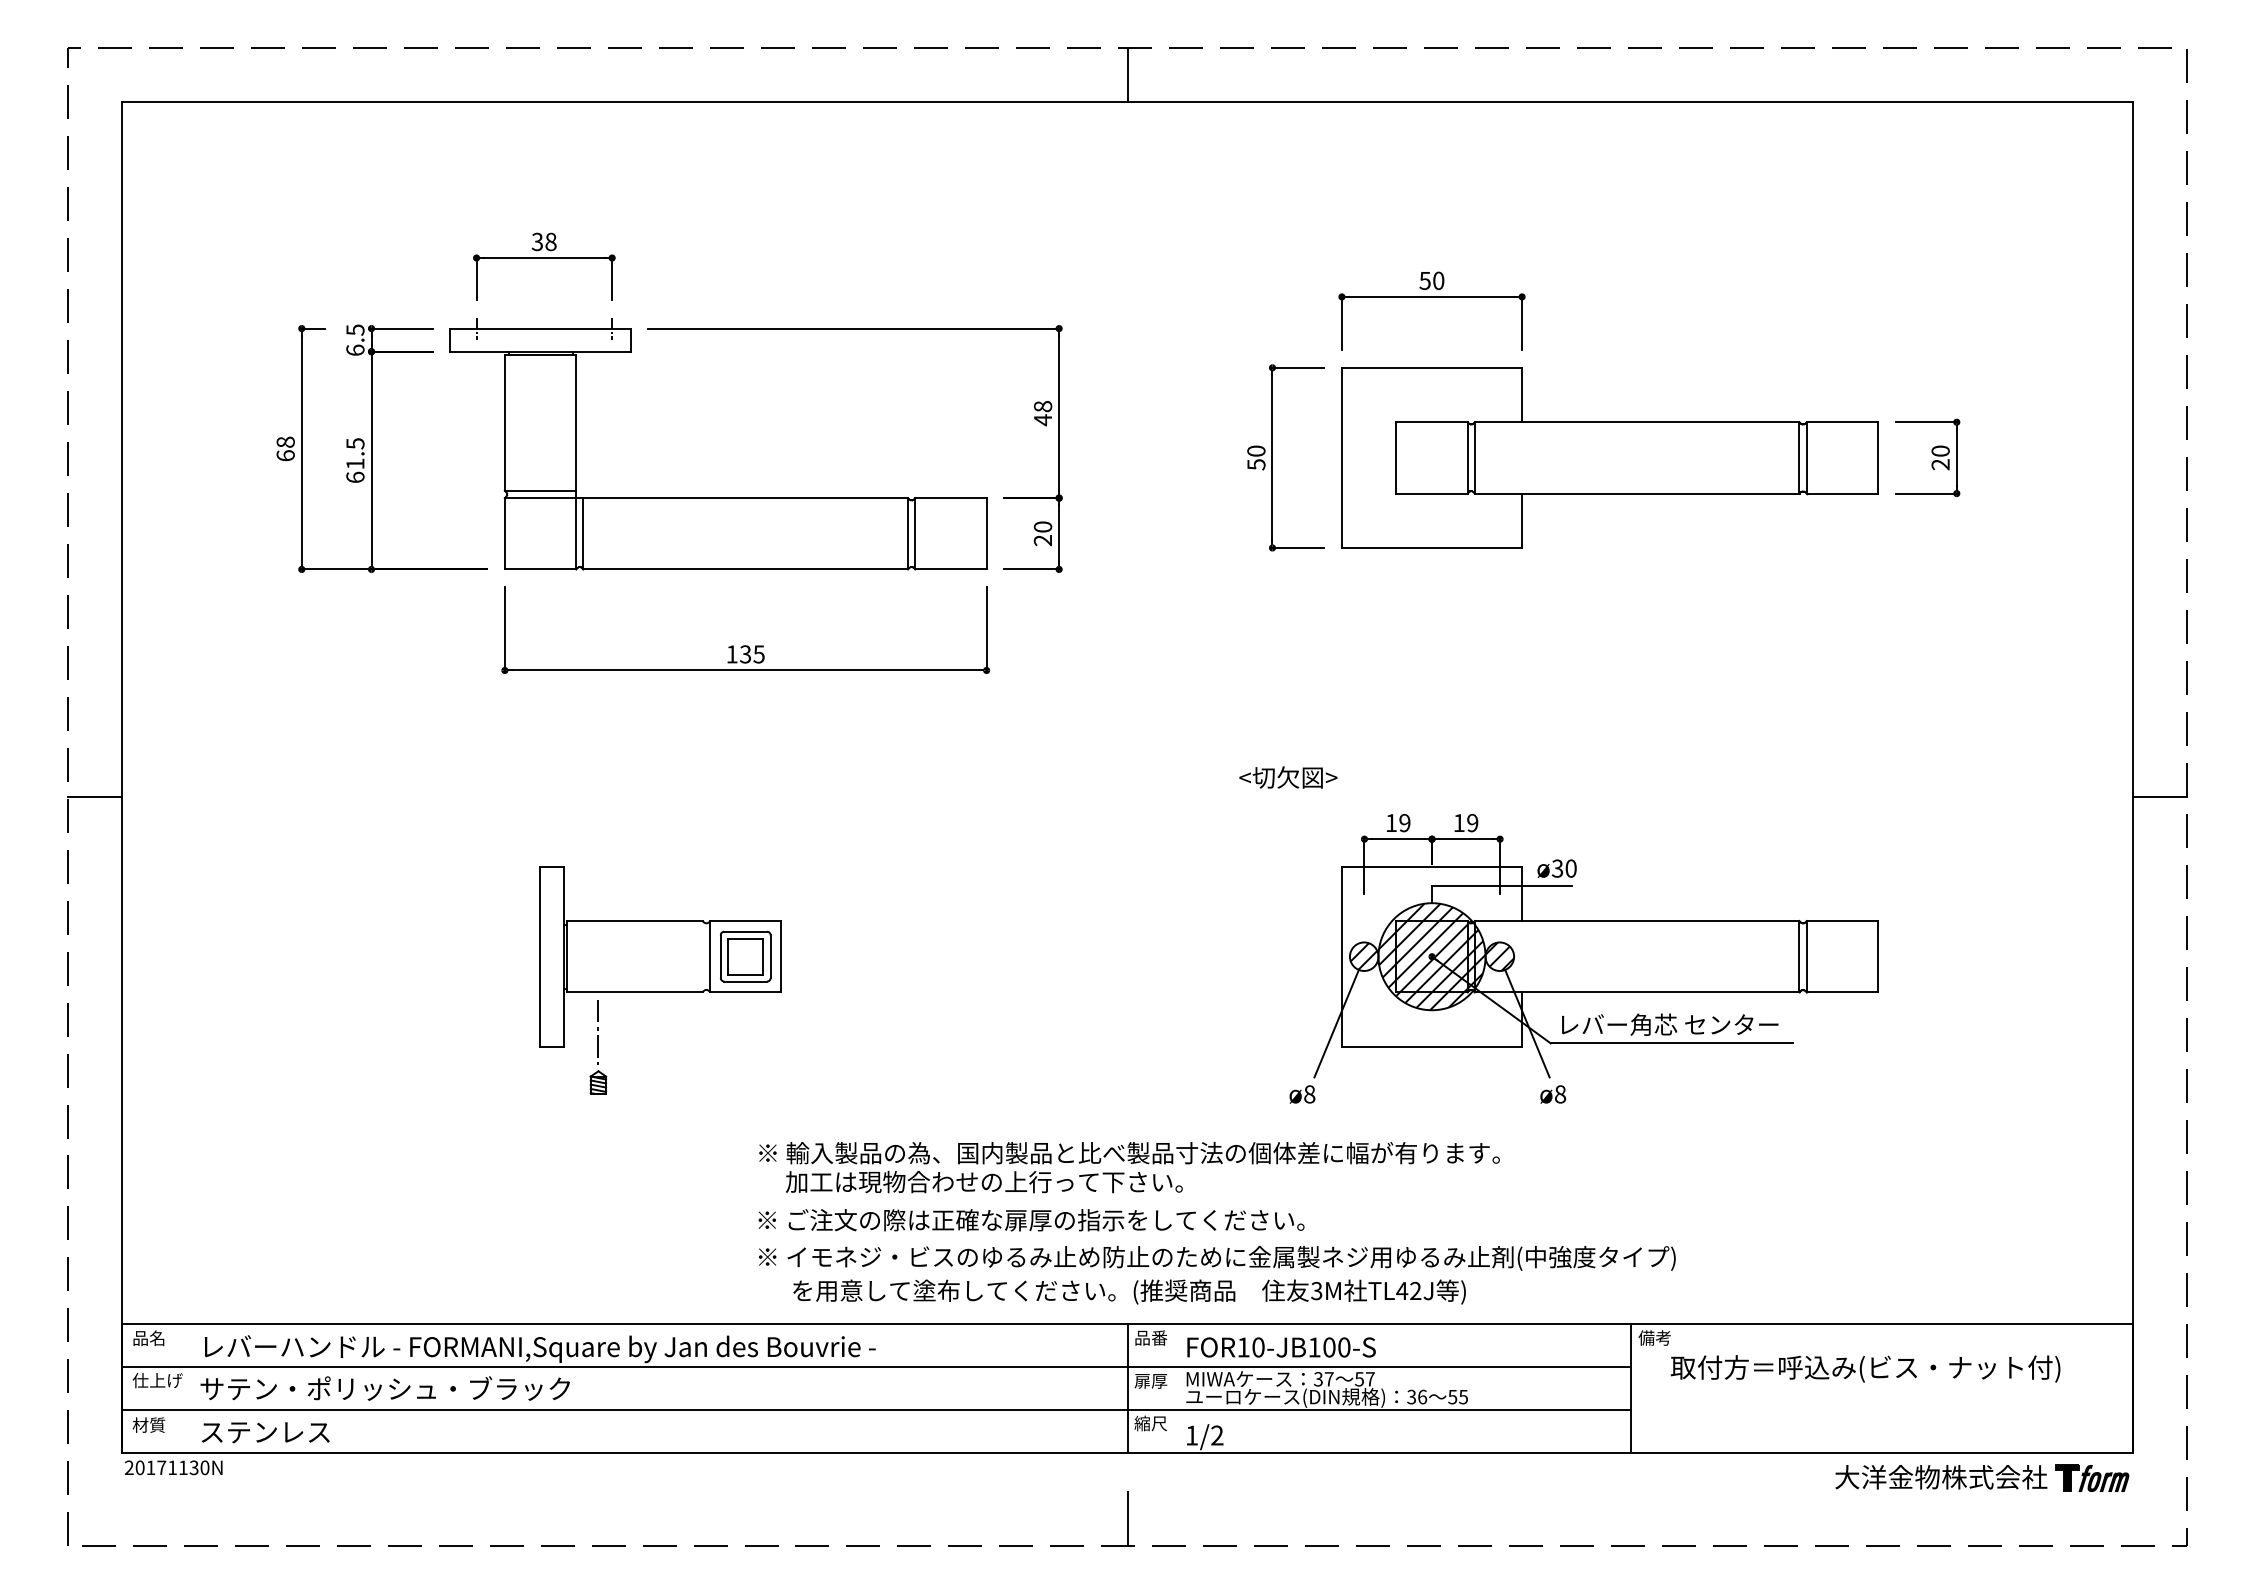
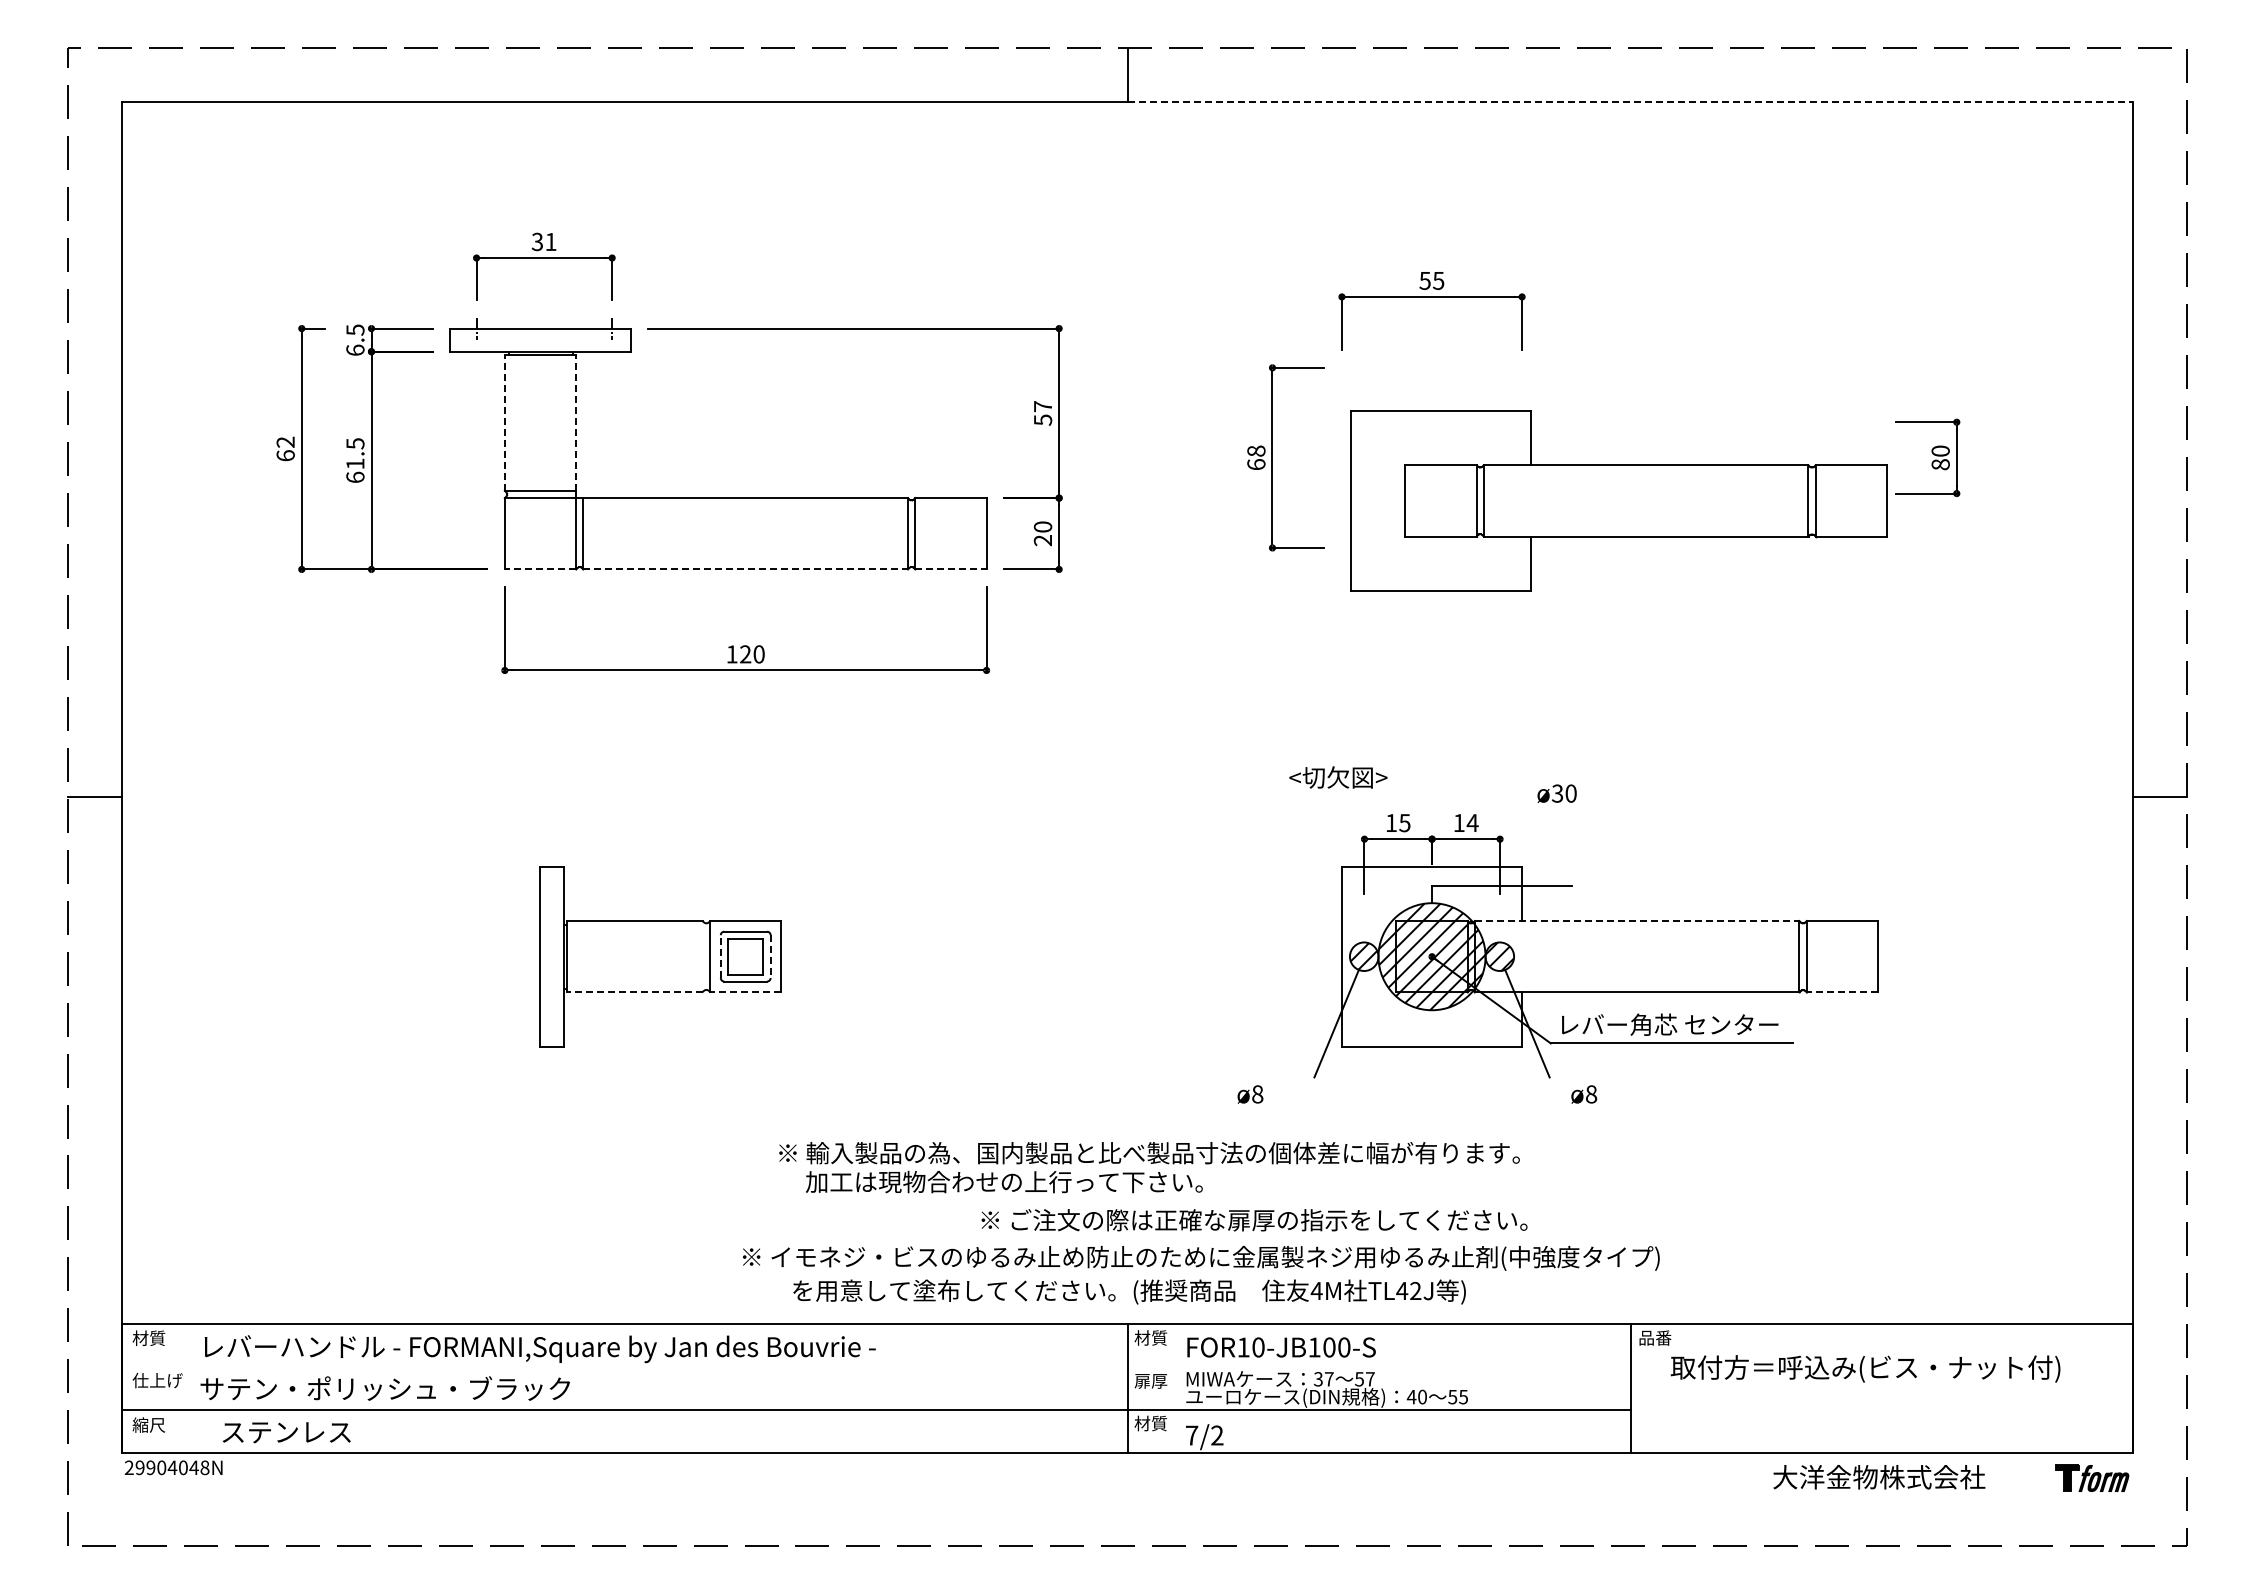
line: solid -> dashed (1630, 102)
text: 38 -> 31 (550, 241)
text: 50 -> 55 (1438, 280)
text: 48 -> 57 (1042, 413)
line: solid -> dashed (504, 423)
line: solid -> dashed (576, 423)
text: 68 -> 62 (285, 441)
text: 50 -> 68 (1256, 457)
part position: (1609, 457) -> (1618, 500) (1618, 500)
text: 20 -> 80 (1940, 464)
line: solid -> dashed (540, 569)
line: solid -> dashed (746, 569)
line: solid -> dashed (950, 569)
text: 135 -> 120 (752, 654)
text position: (1288, 777) -> (1338, 777) (1338, 777)
text: 19 -> 15 (1404, 822)
text: 19 -> 14 (1472, 822)
text position: (1556, 868) -> (1556, 793) (1556, 793)
line: solid -> dashed (1637, 921)
line: solid -> dashed (720, 956)
line: solid -> dashed (770, 957)
line: solid -> dashed (635, 992)
line: solid -> dashed (745, 992)
line: solid -> dashed (1842, 992)
part: present -> none (598, 1047)
text position: (1302, 1094) -> (1250, 1094) (1250, 1094)
text position: (1553, 1094) -> (1584, 1094) (1584, 1094)
text position: (1129, 1167) -> (1149, 1167) (1149, 1167)
text position: (1031, 1220) -> (1254, 1220) (1254, 1220)
text position: (1217, 1257) -> (1201, 1257) (1201, 1257)
text: 3M -> 4M (1316, 1290)
text: 品番 -> 材質 (1150, 1337)
text: 備考 -> 品番 (1654, 1337)
text: 品名 -> 材質 (148, 1338)
line: present -> none (876, 1367)
text: 36 -> 40 (1416, 1396)
text: 縮尺 -> 材質 (1150, 1423)
text: 材質 -> 縮尺 (148, 1424)
text position: (265, 1432) -> (286, 1432) (286, 1432)
text: 1/2 -> 7/2 (1192, 1435)
text: 20171130N -> 29904048N (172, 1467)
text position: (1941, 1477) -> (1879, 1477) (1879, 1477)
line: present -> none (1127, 1518)
